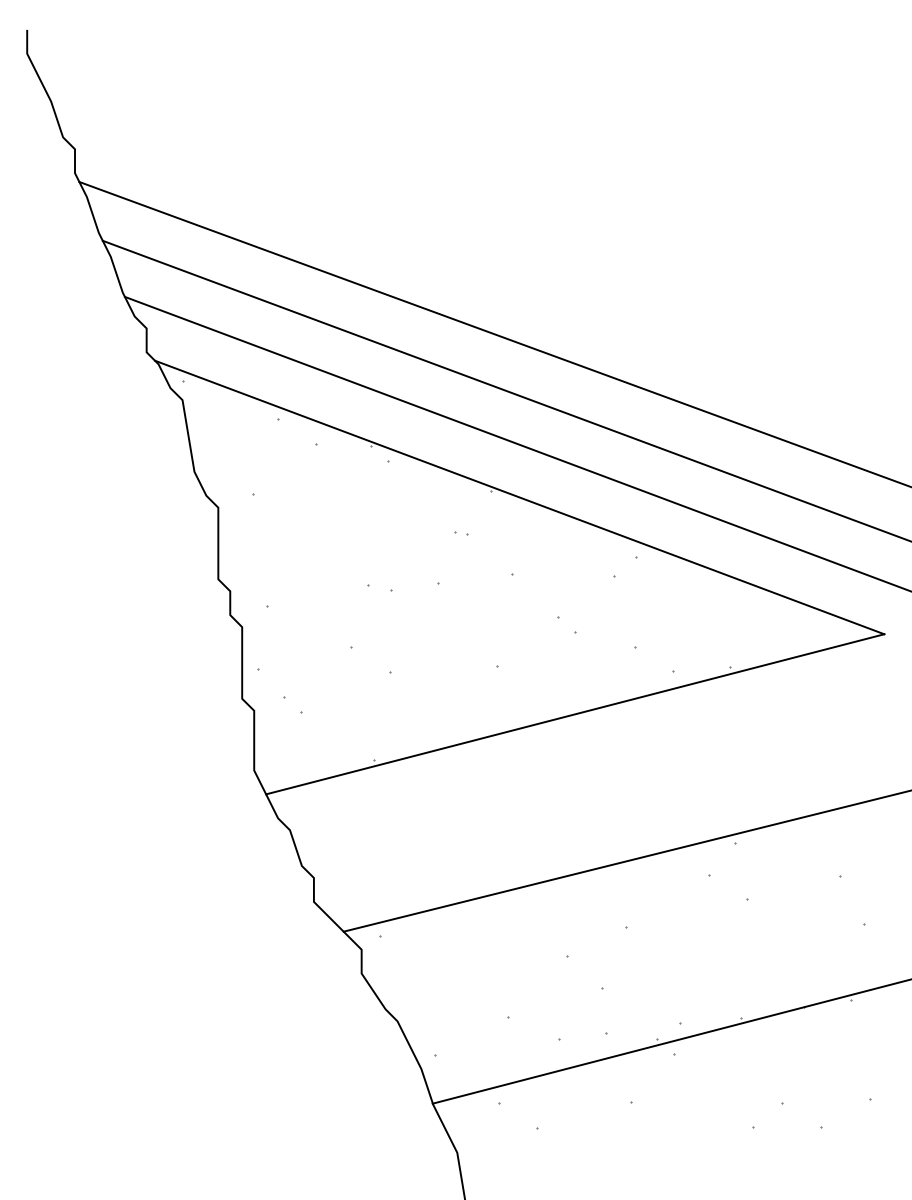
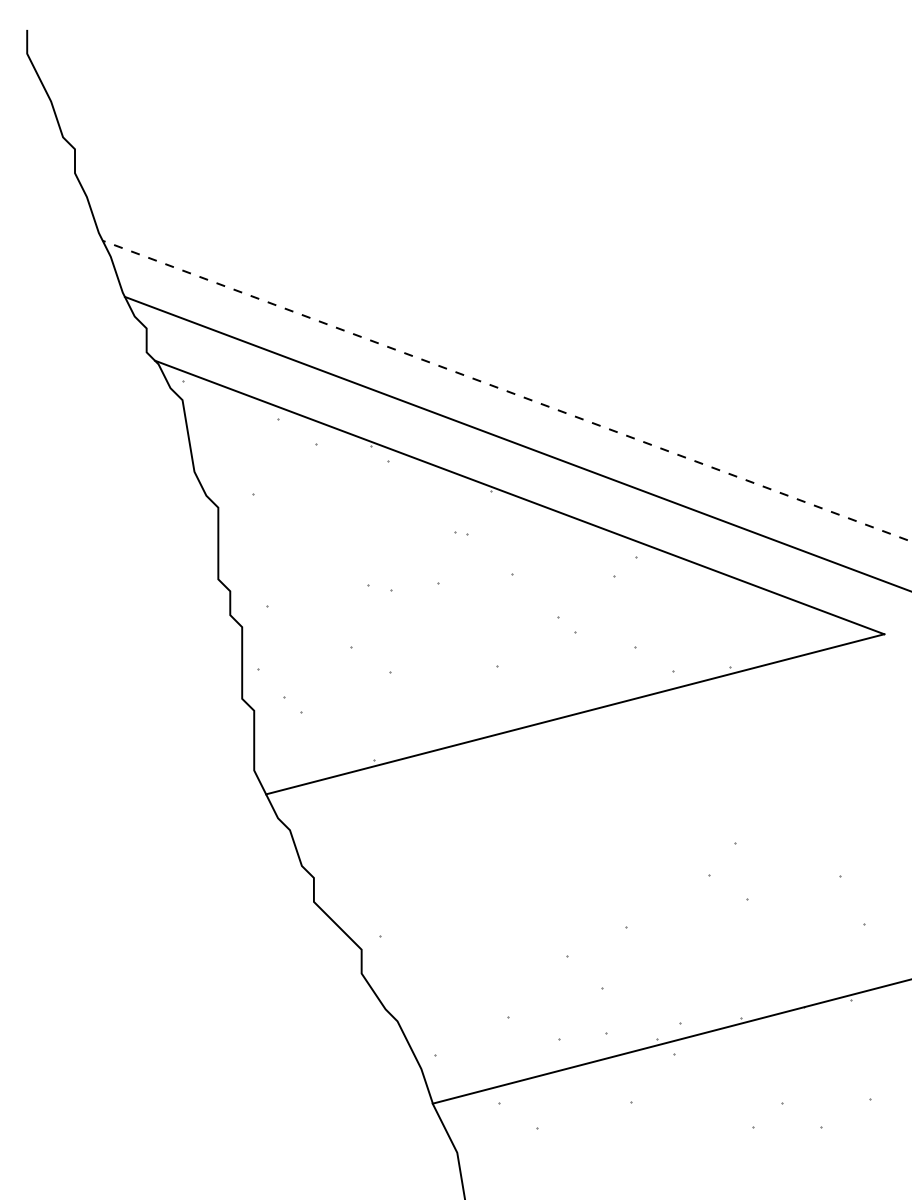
line: present -> none (493, 333)
line: solid -> dashed (506, 391)
line: present -> none (625, 861)
